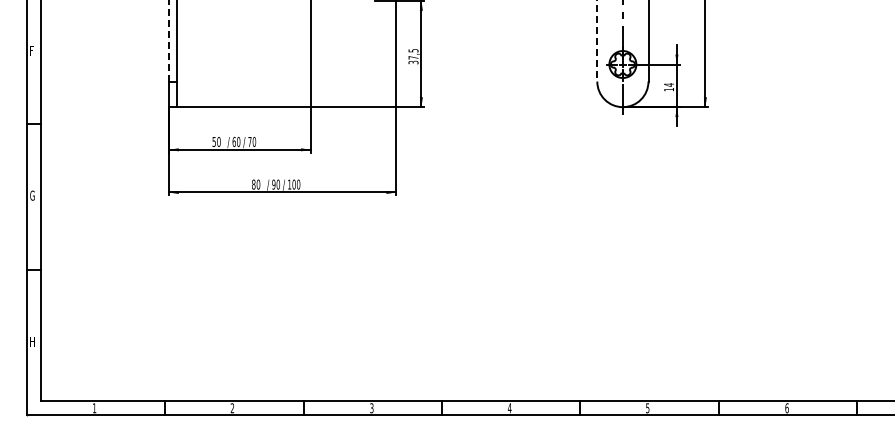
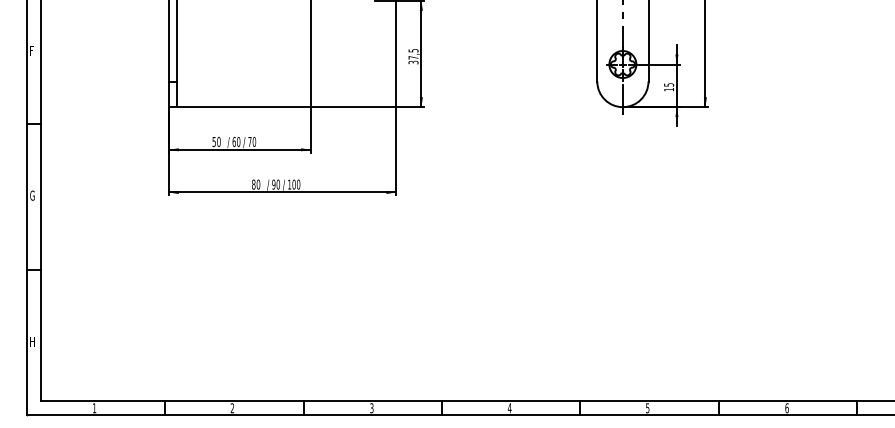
line: dashed -> solid (168, 40)
line: dashed -> solid (597, 41)
text: 14 -> 15 (669, 84)
